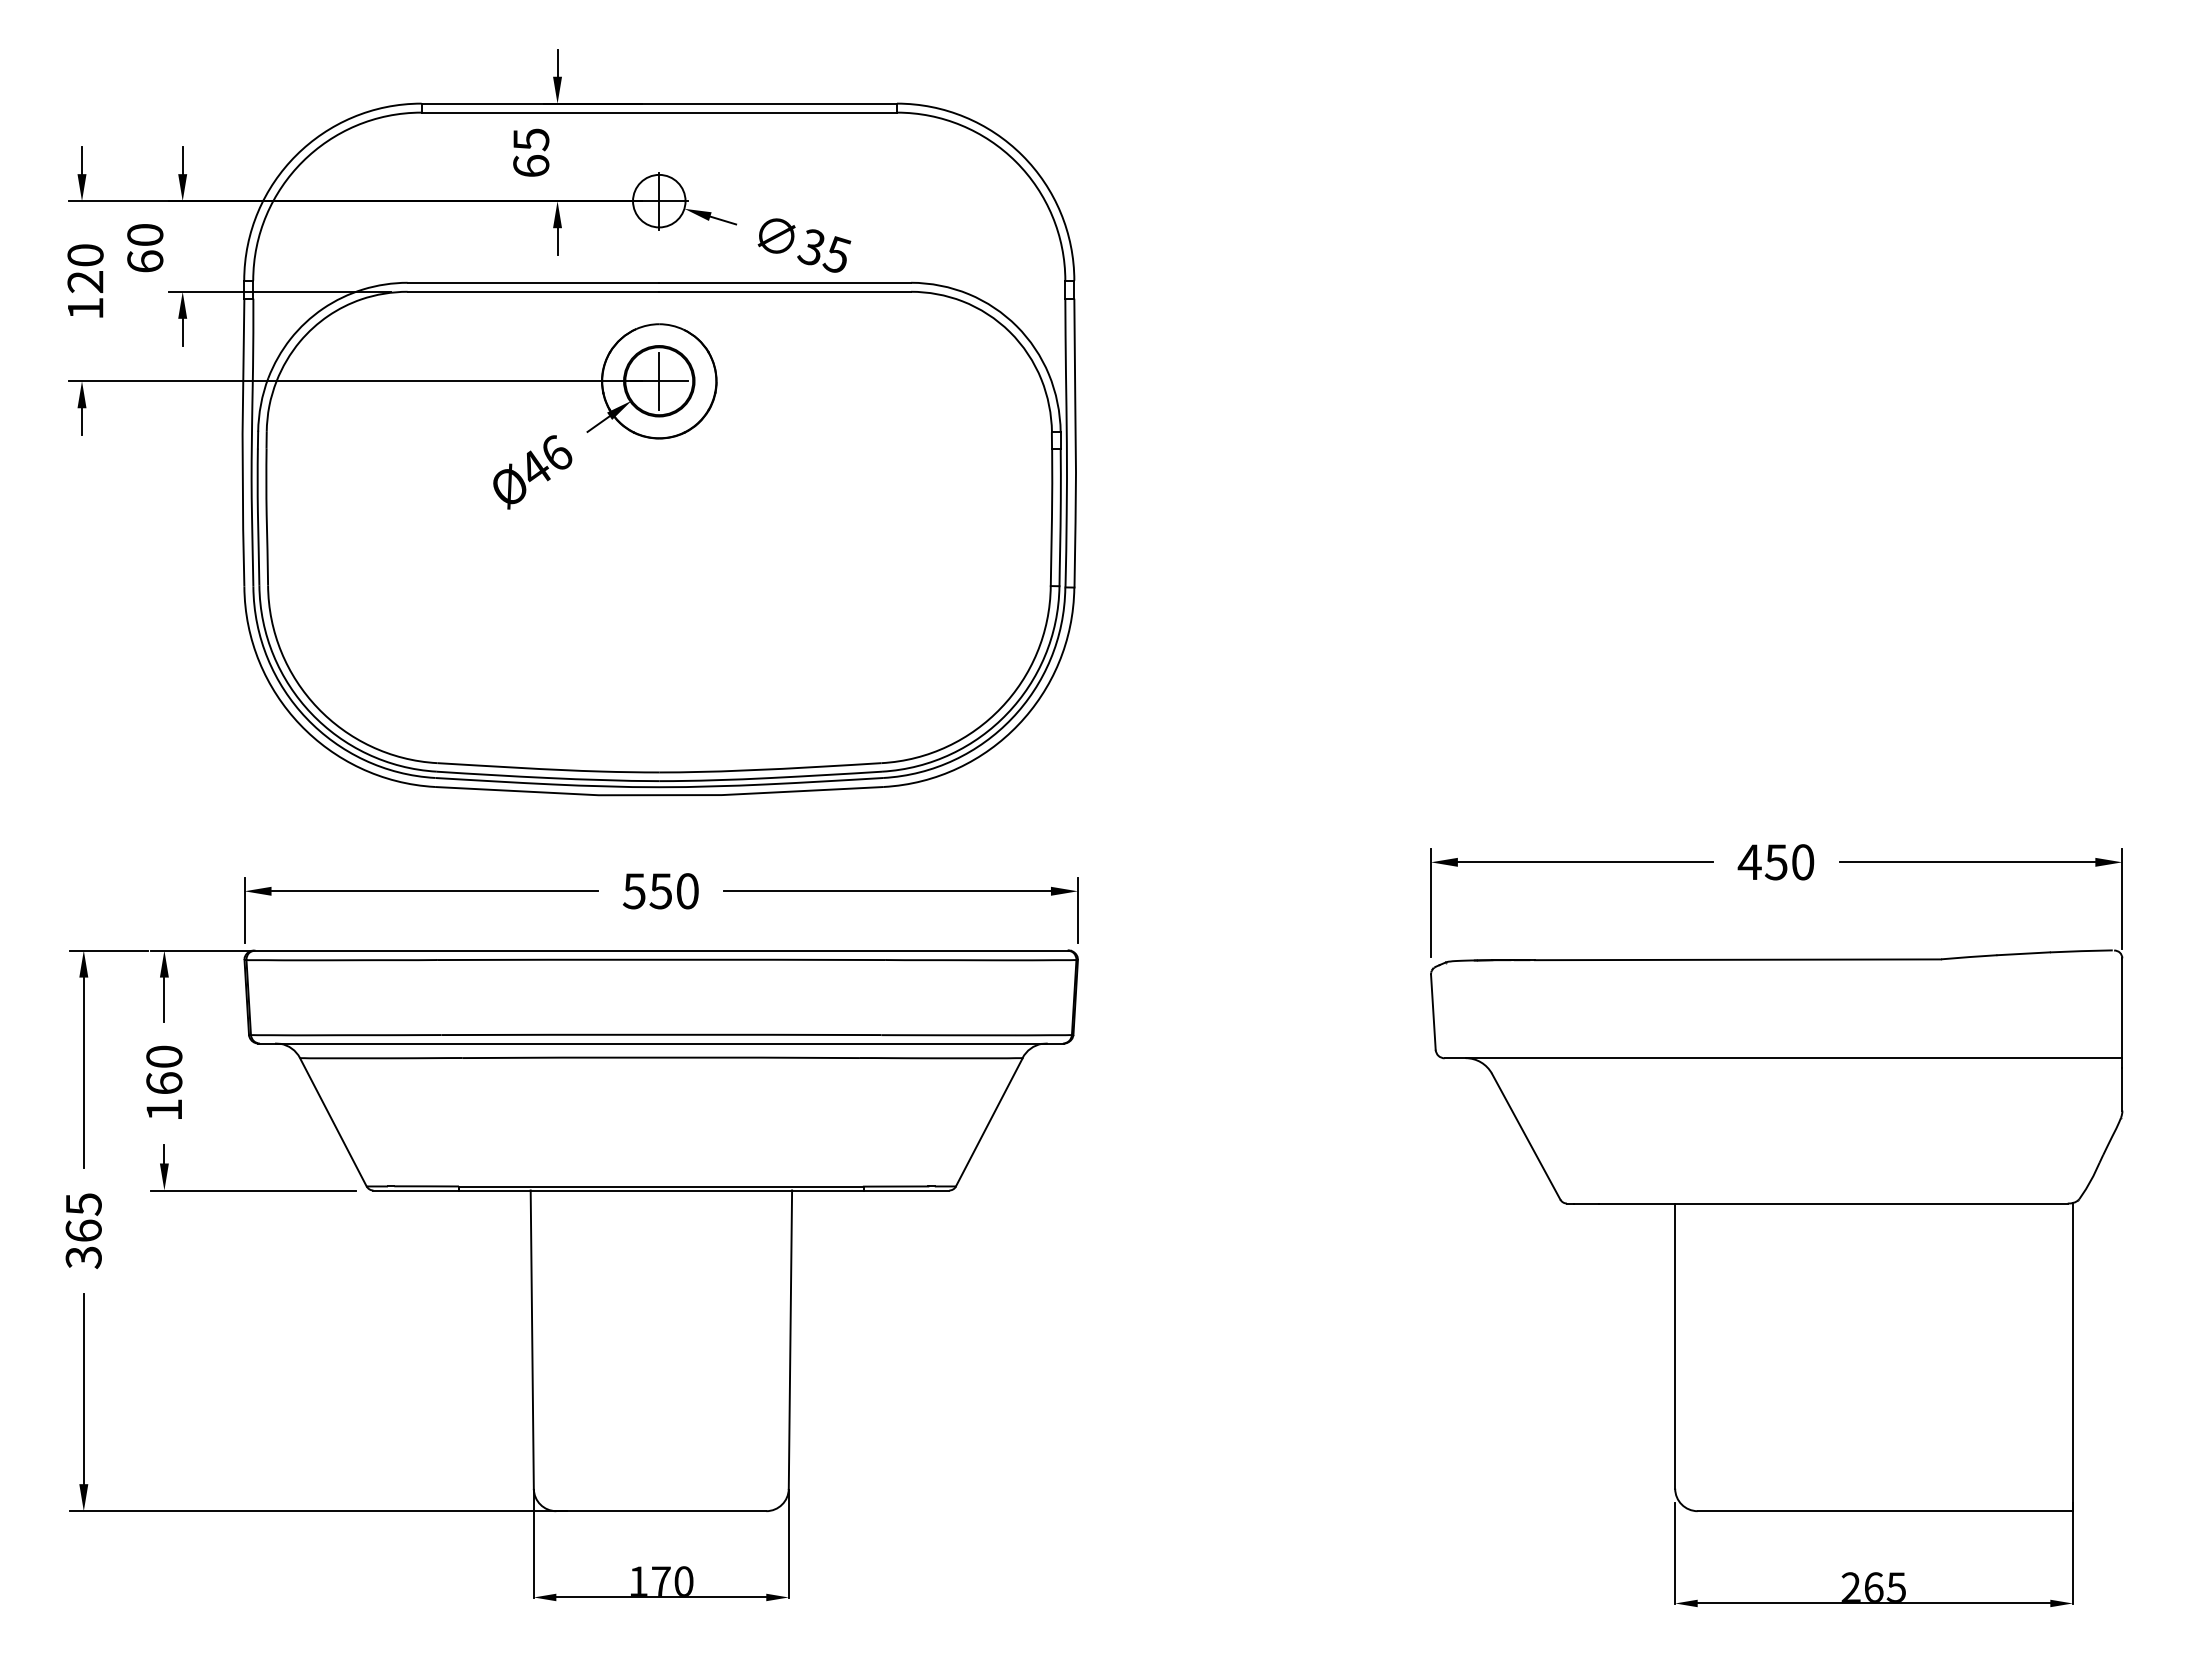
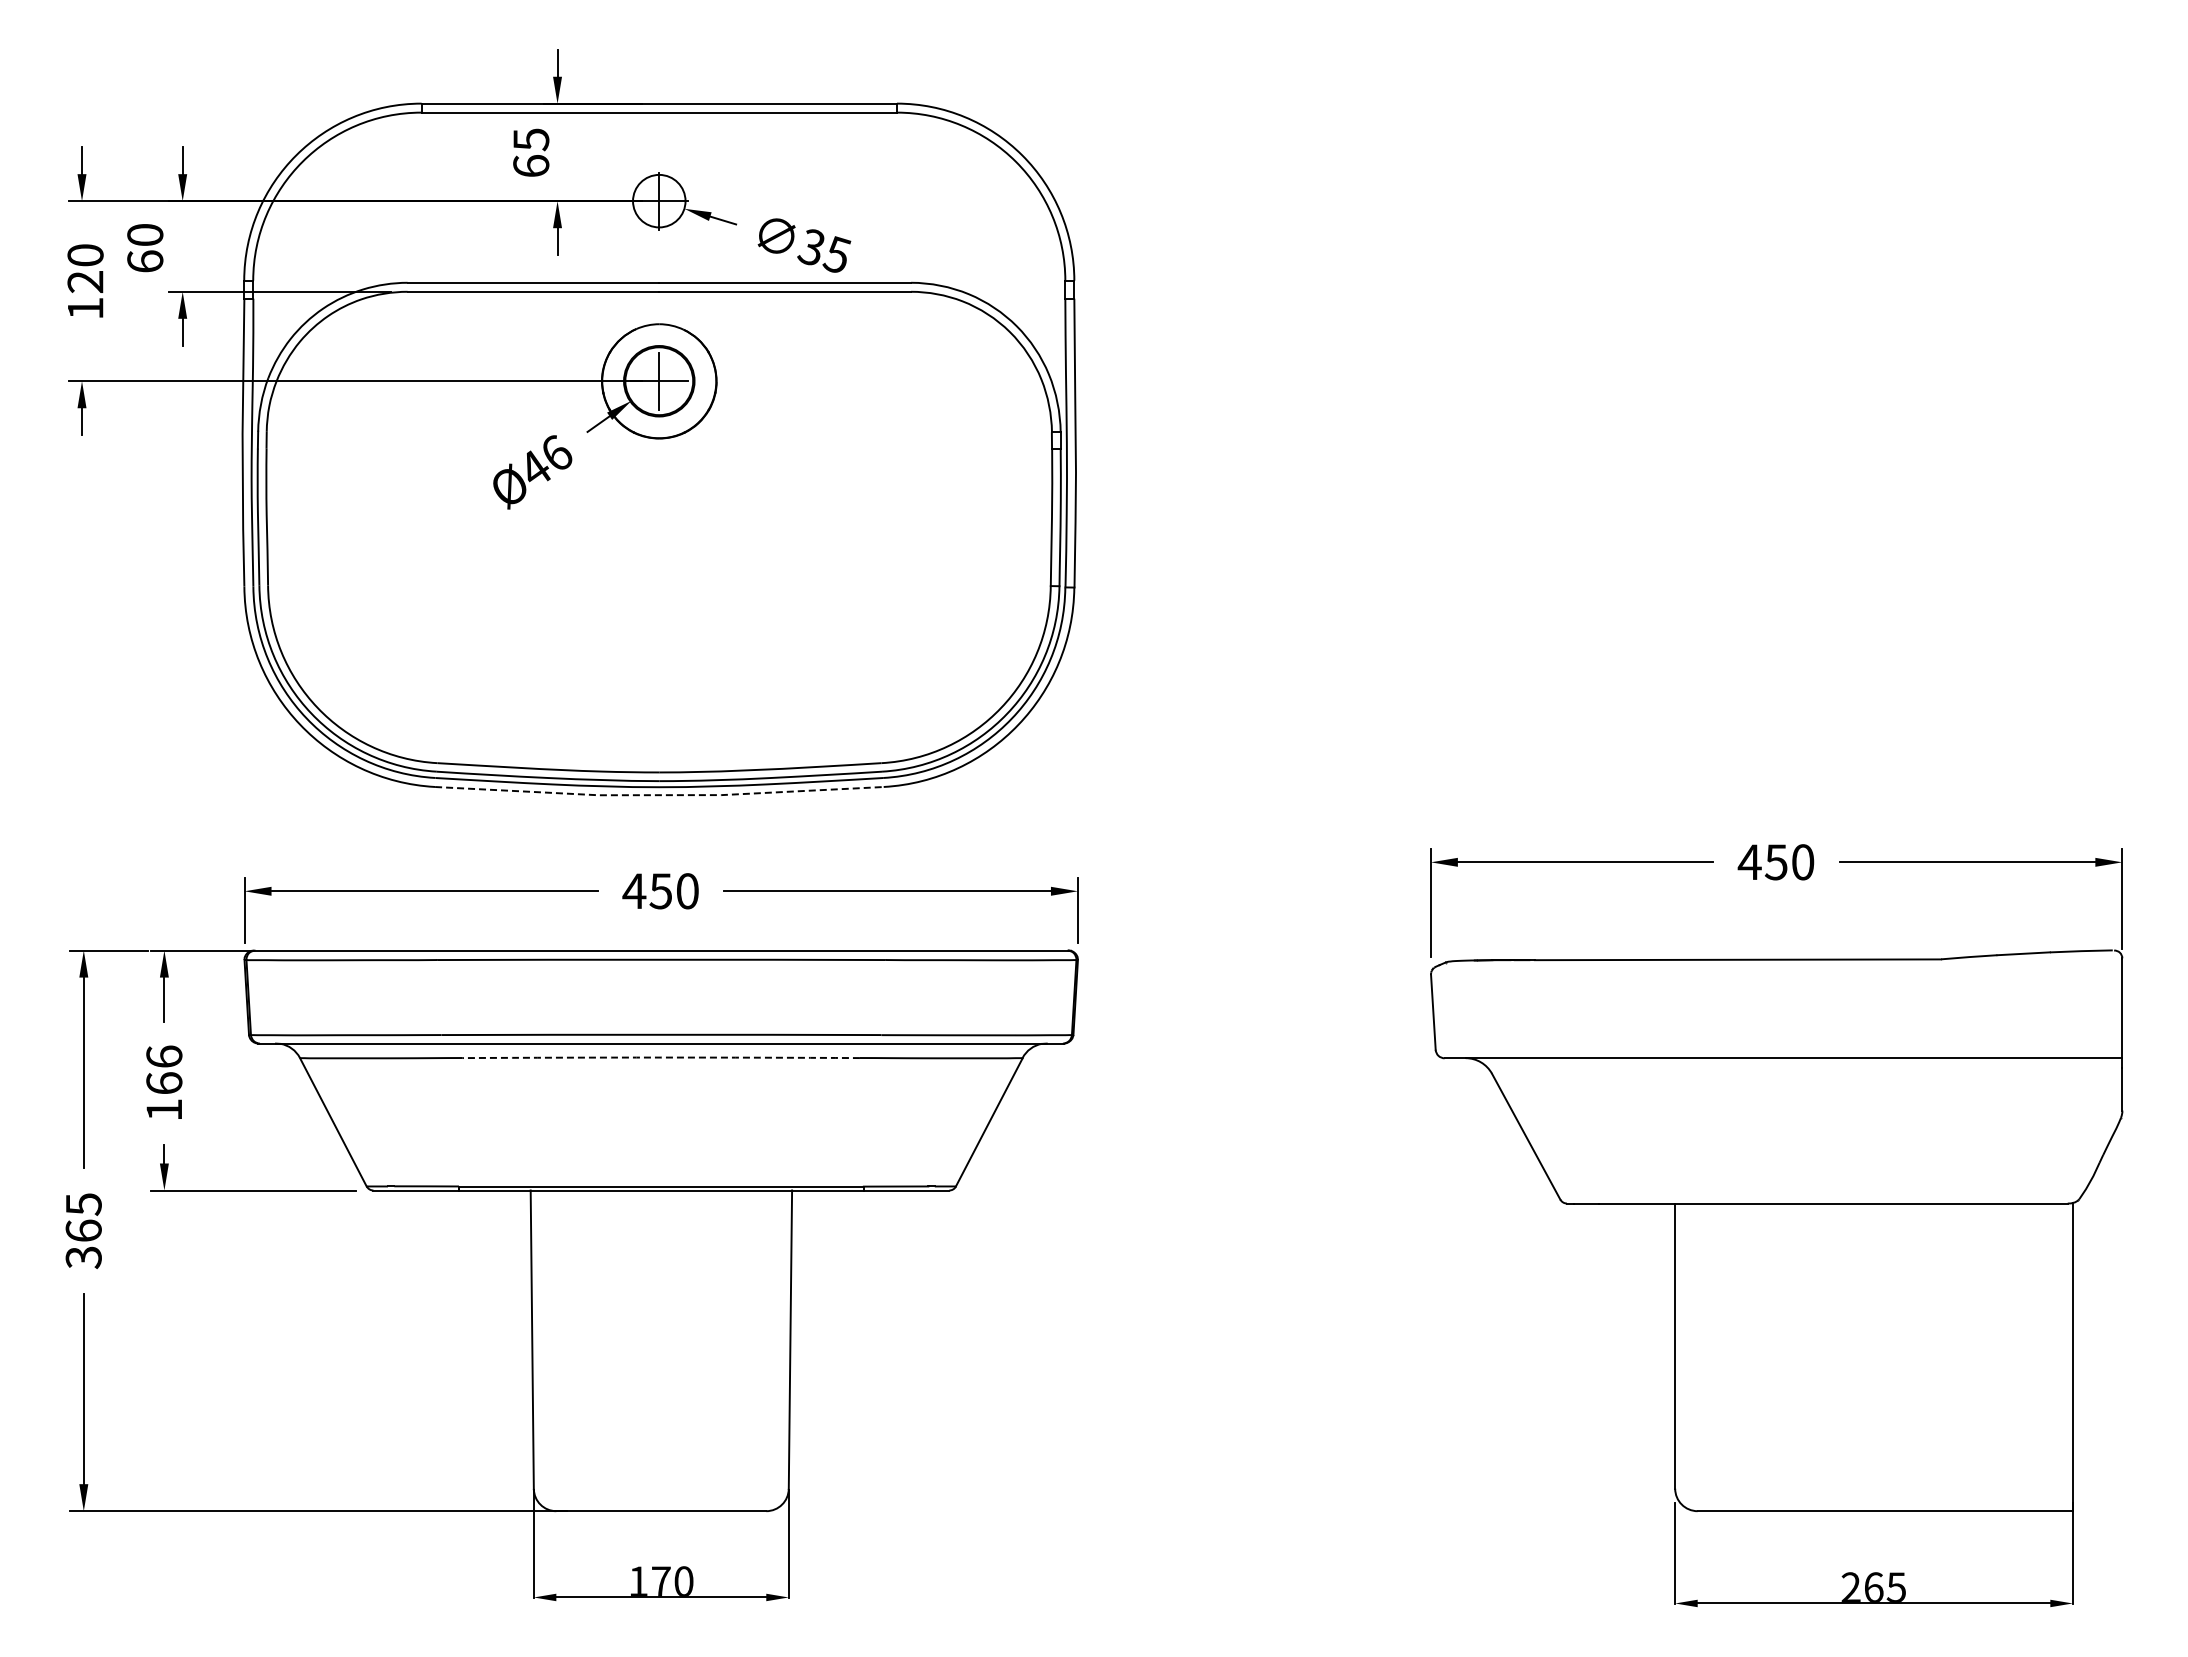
line: solid -> dashed (660, 795)
text: 550 -> 450 (634, 891)
text: 160 -> 166 (164, 1056)
arc: solid -> dashed (661, 1057)
